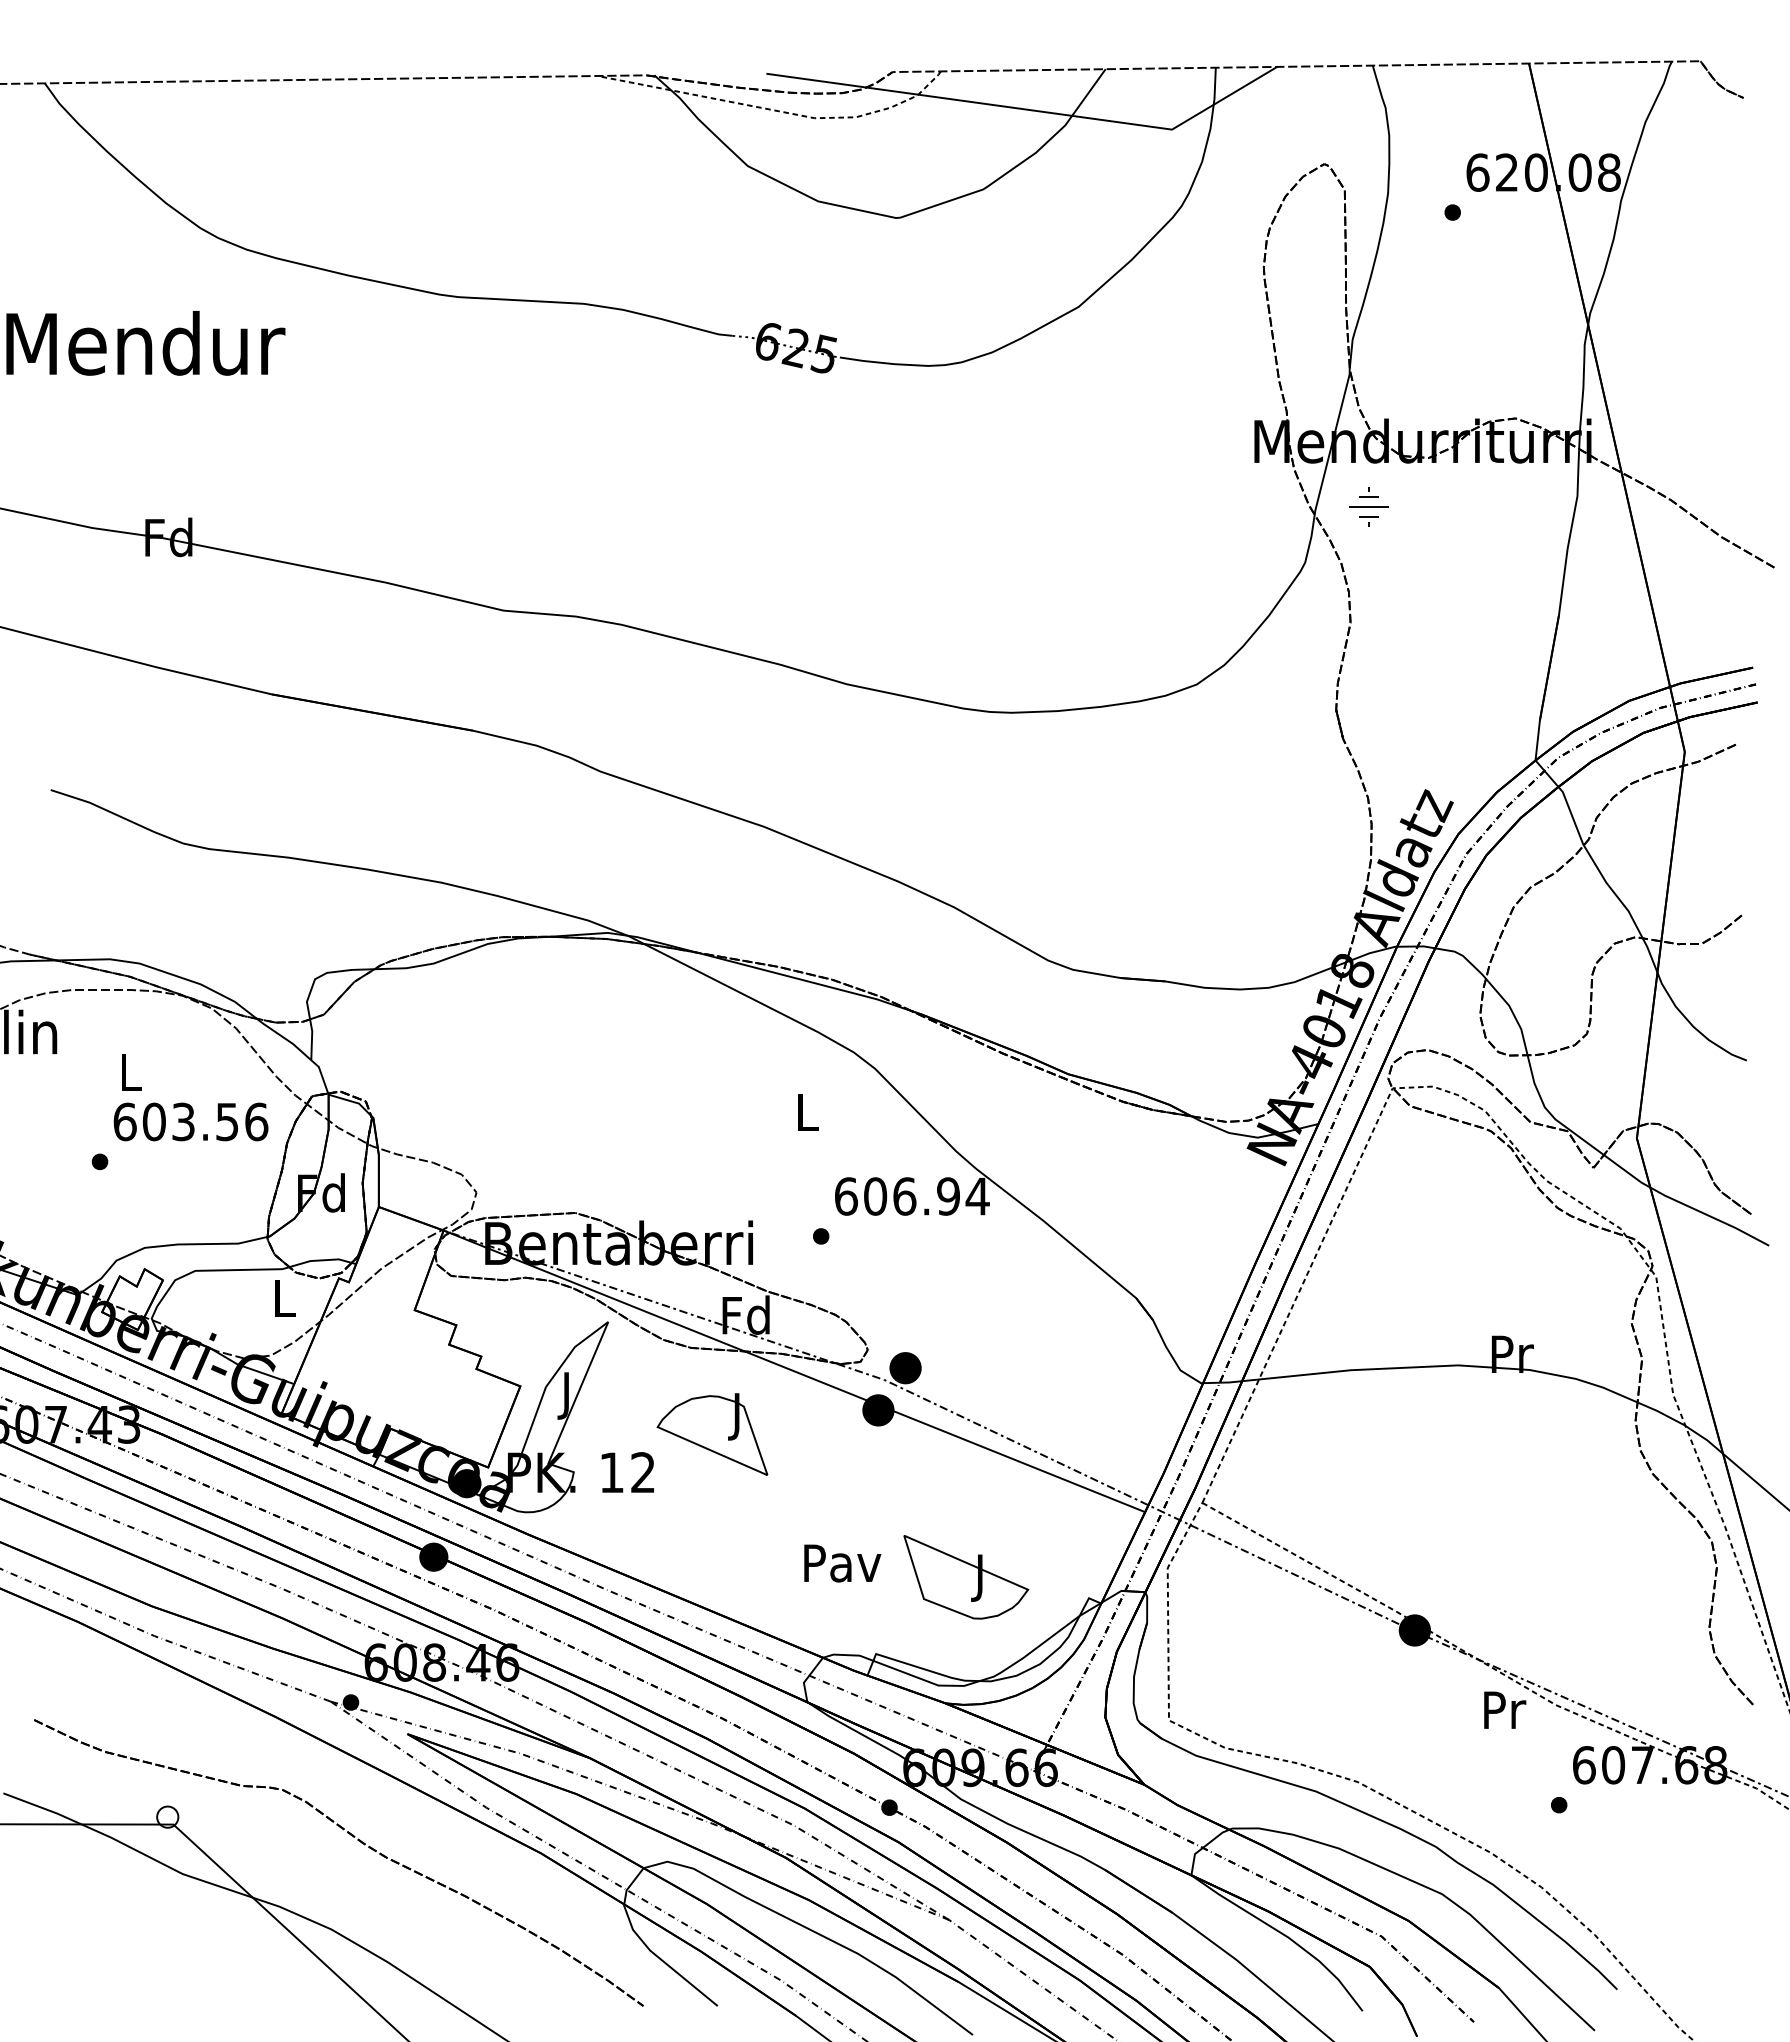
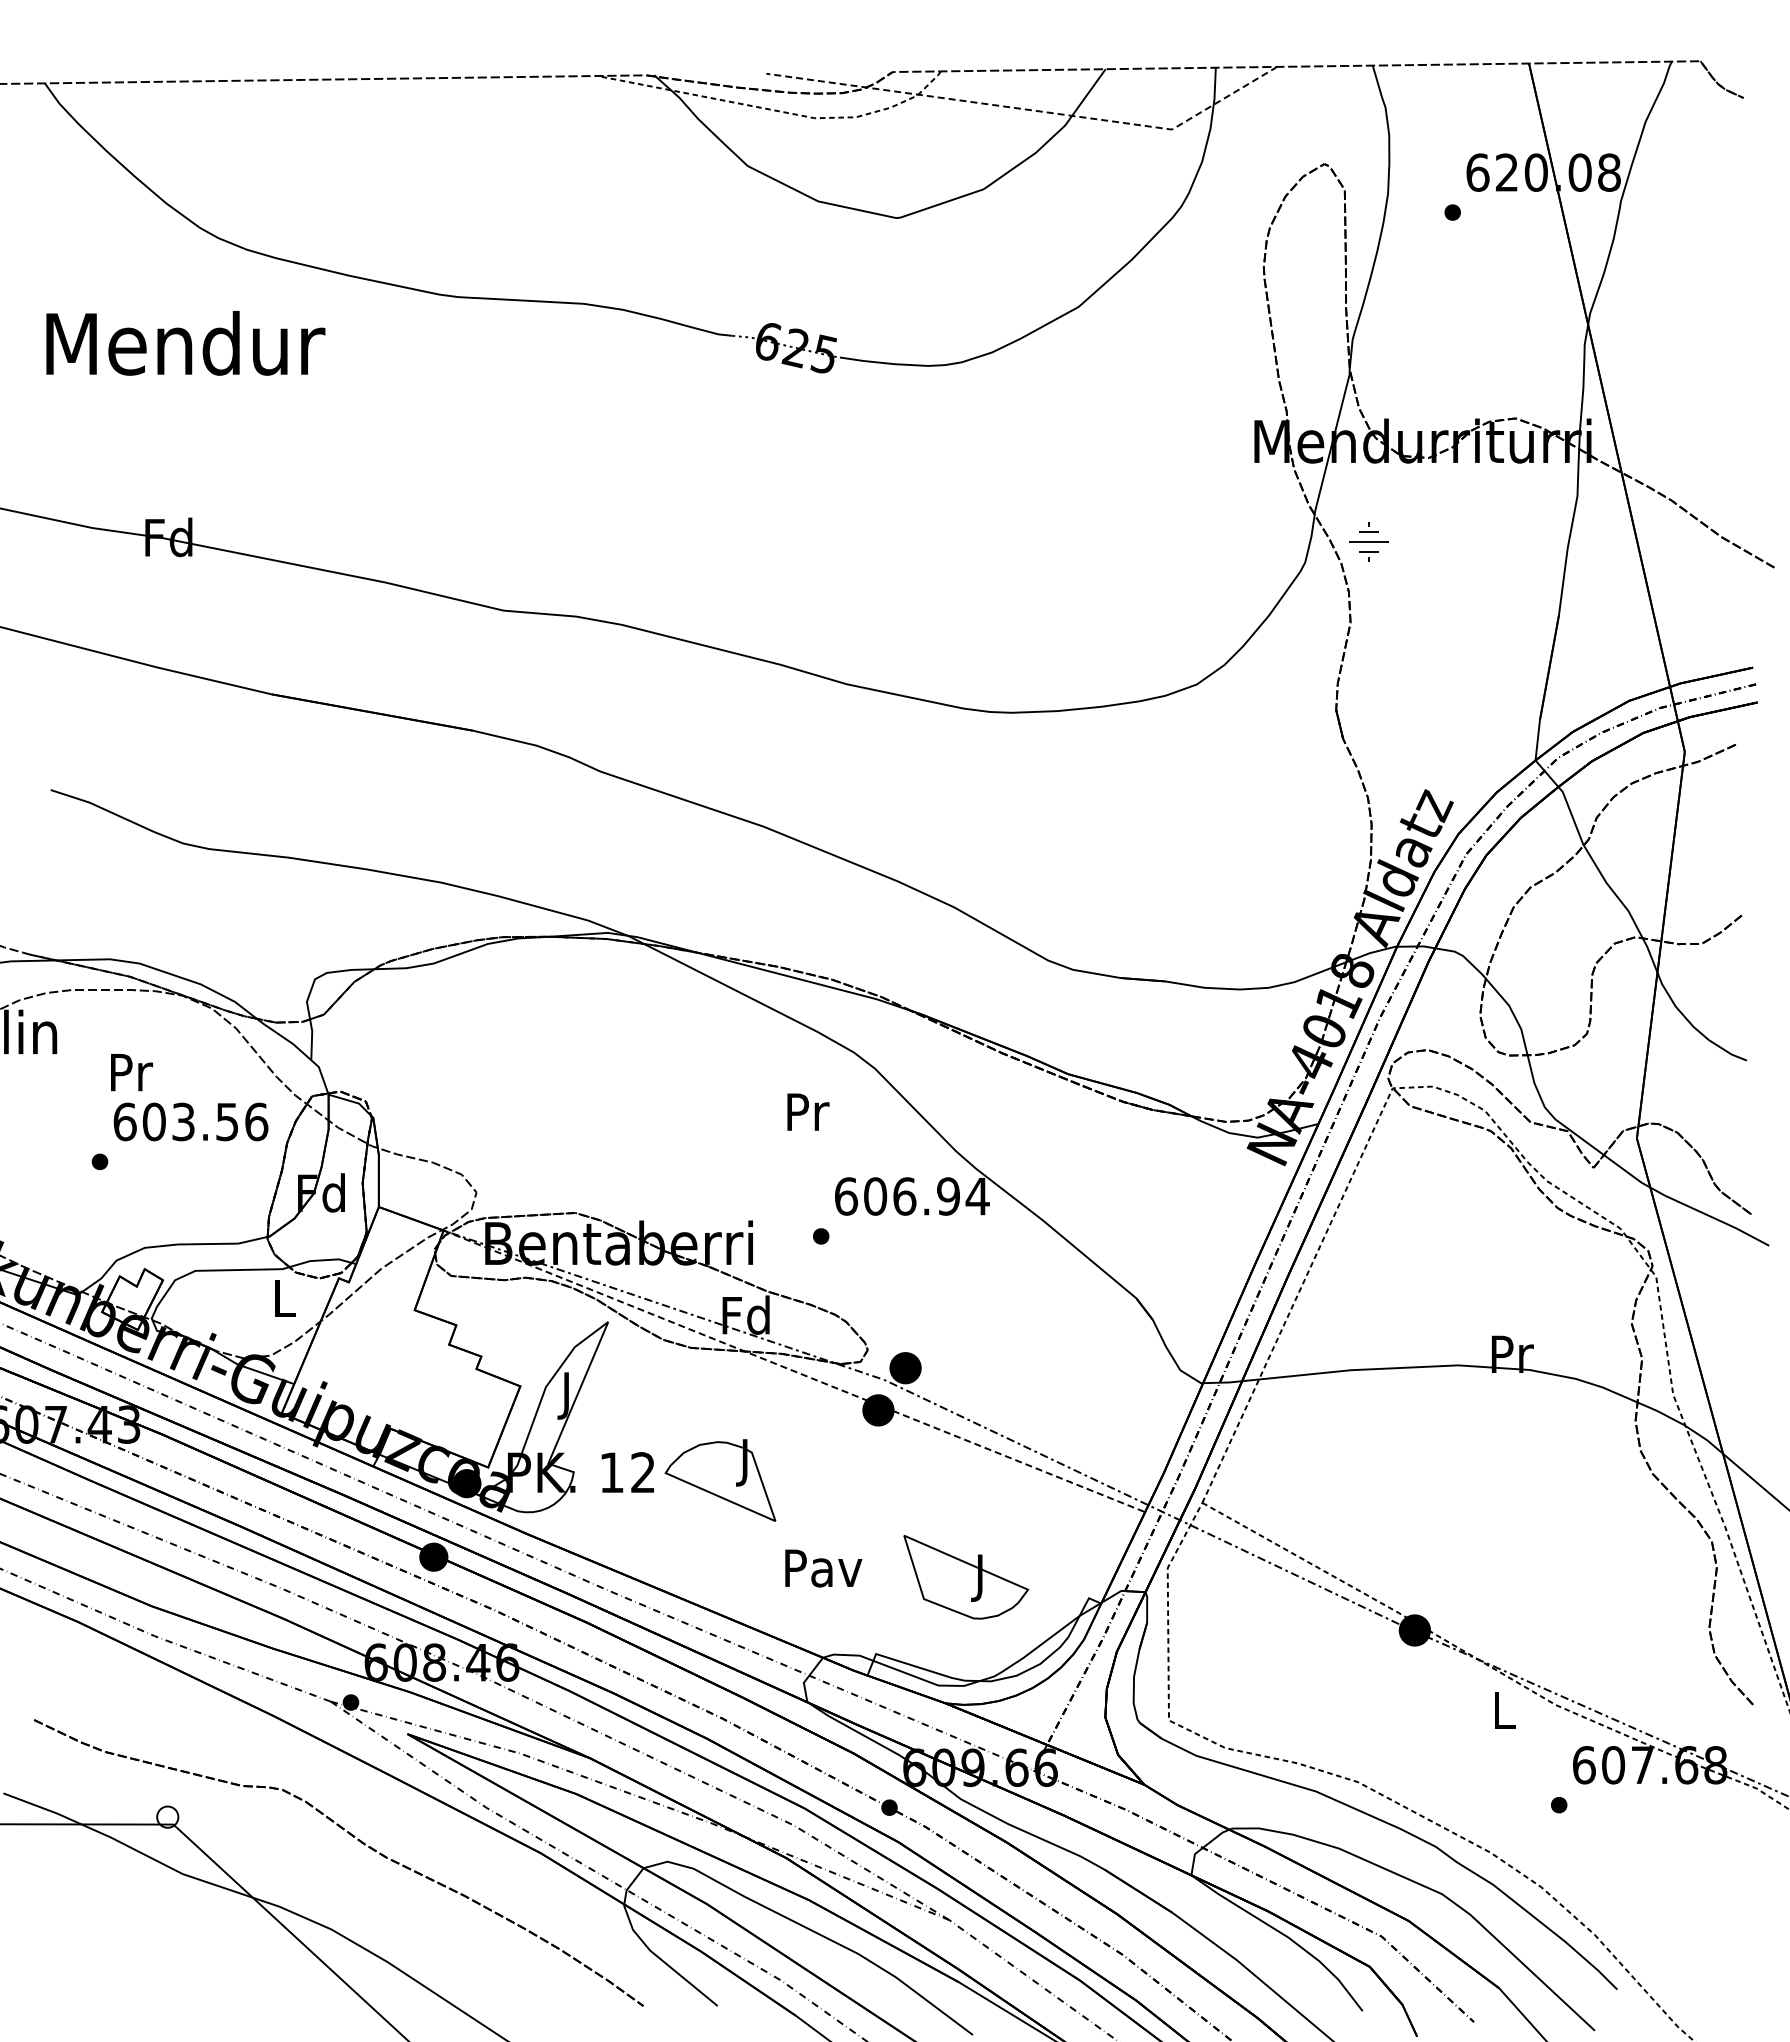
line: solid -> dashed (1030, 110)
text position: (145, 343) -> (185, 343) (185, 343)
part position: (1368, 506) -> (1368, 541) (1368, 541)
text: L -> Pr (132, 1072)
text: L -> Pr (808, 1111)
line: solid -> dashed (794, 1371)
part position: (712, 1434) -> (720, 1480) (720, 1480)
text position: (842, 1563) -> (823, 1568) (823, 1568)
text: Pr -> L (1505, 1709)
